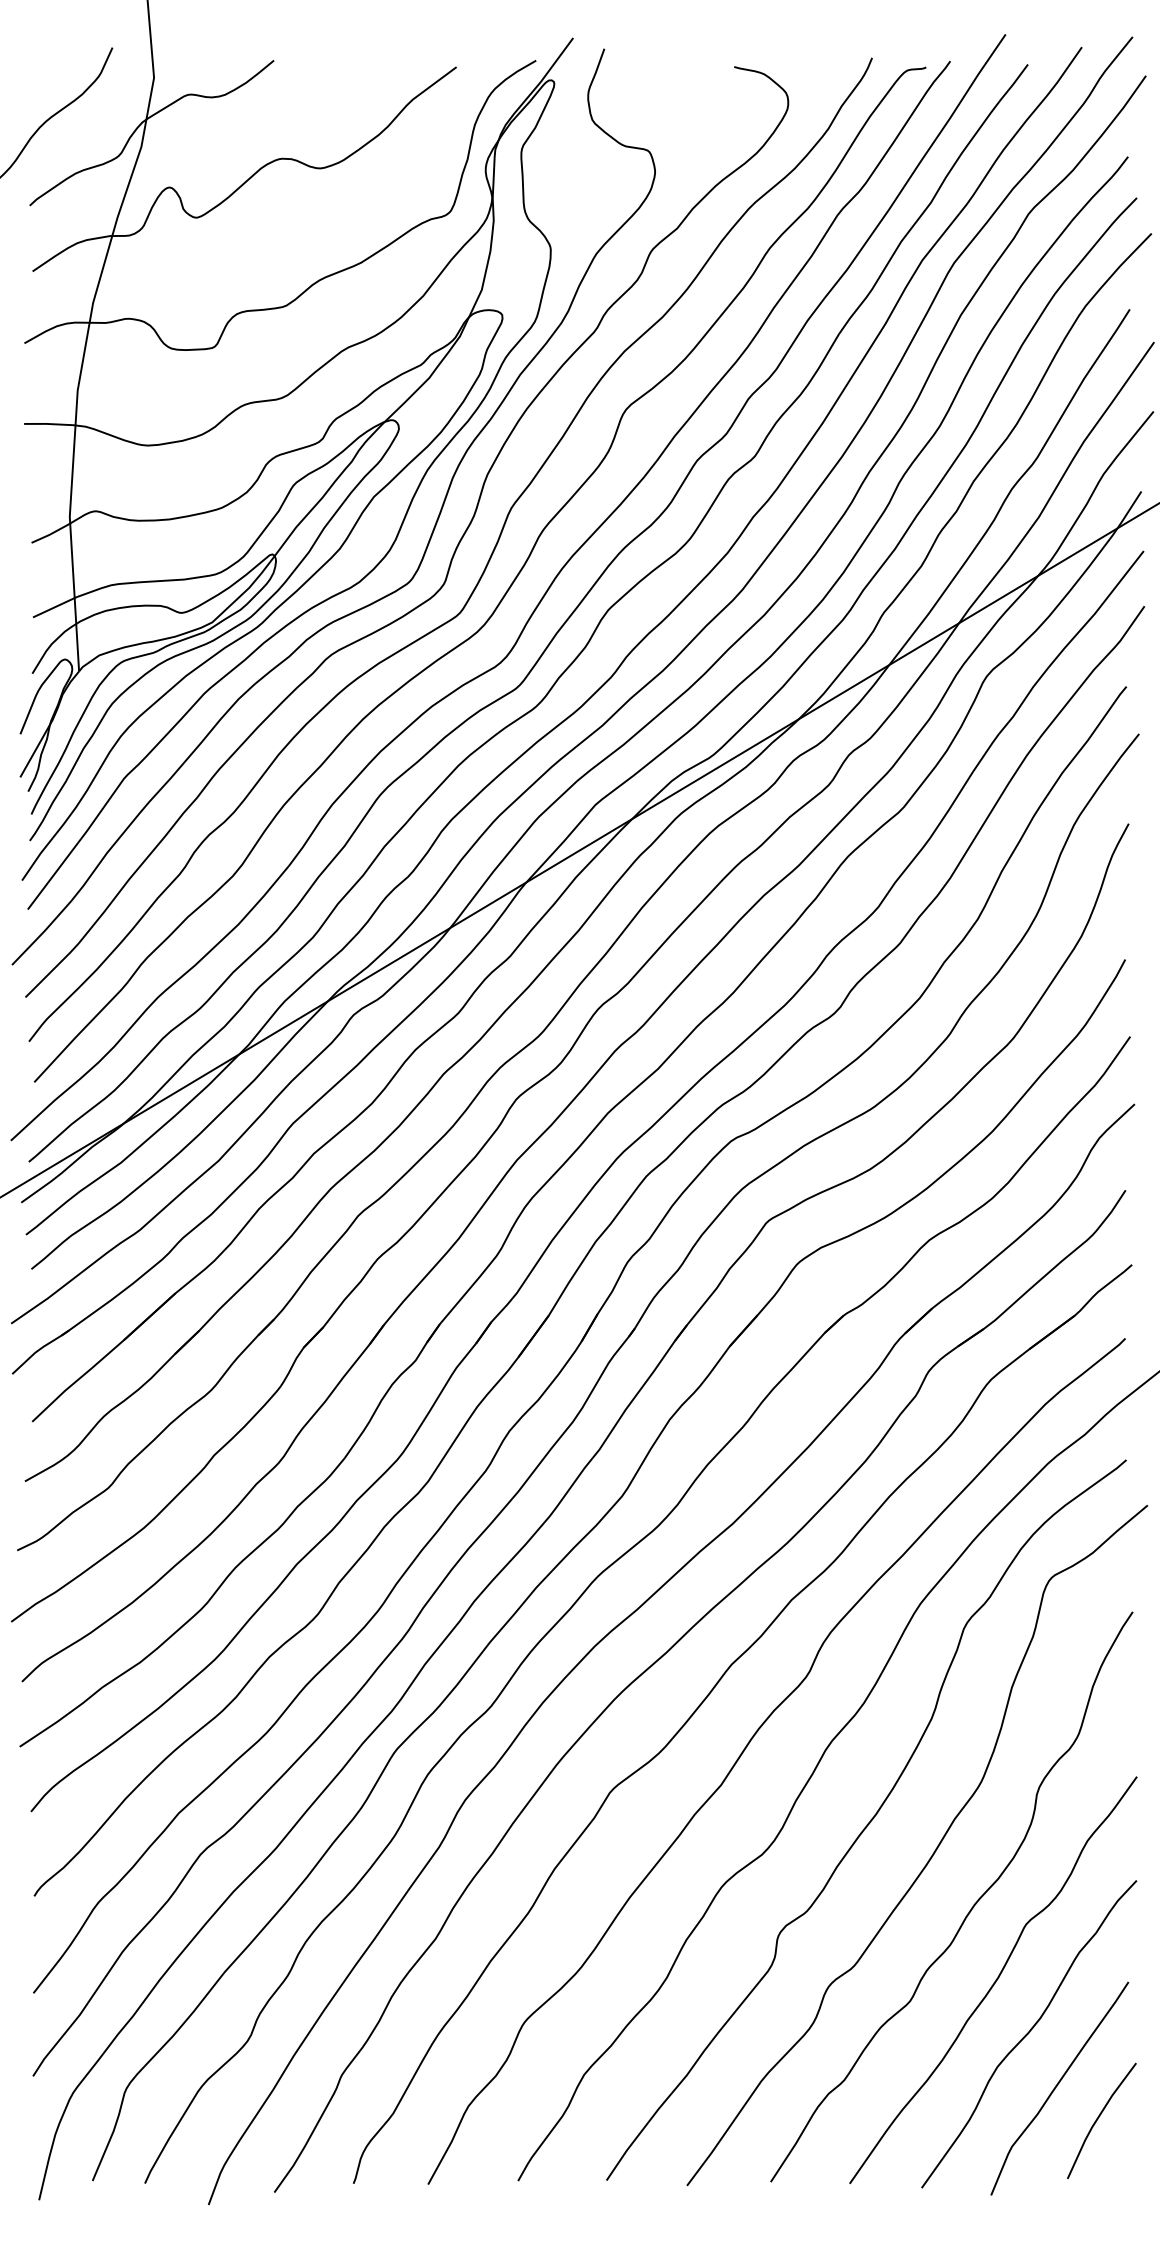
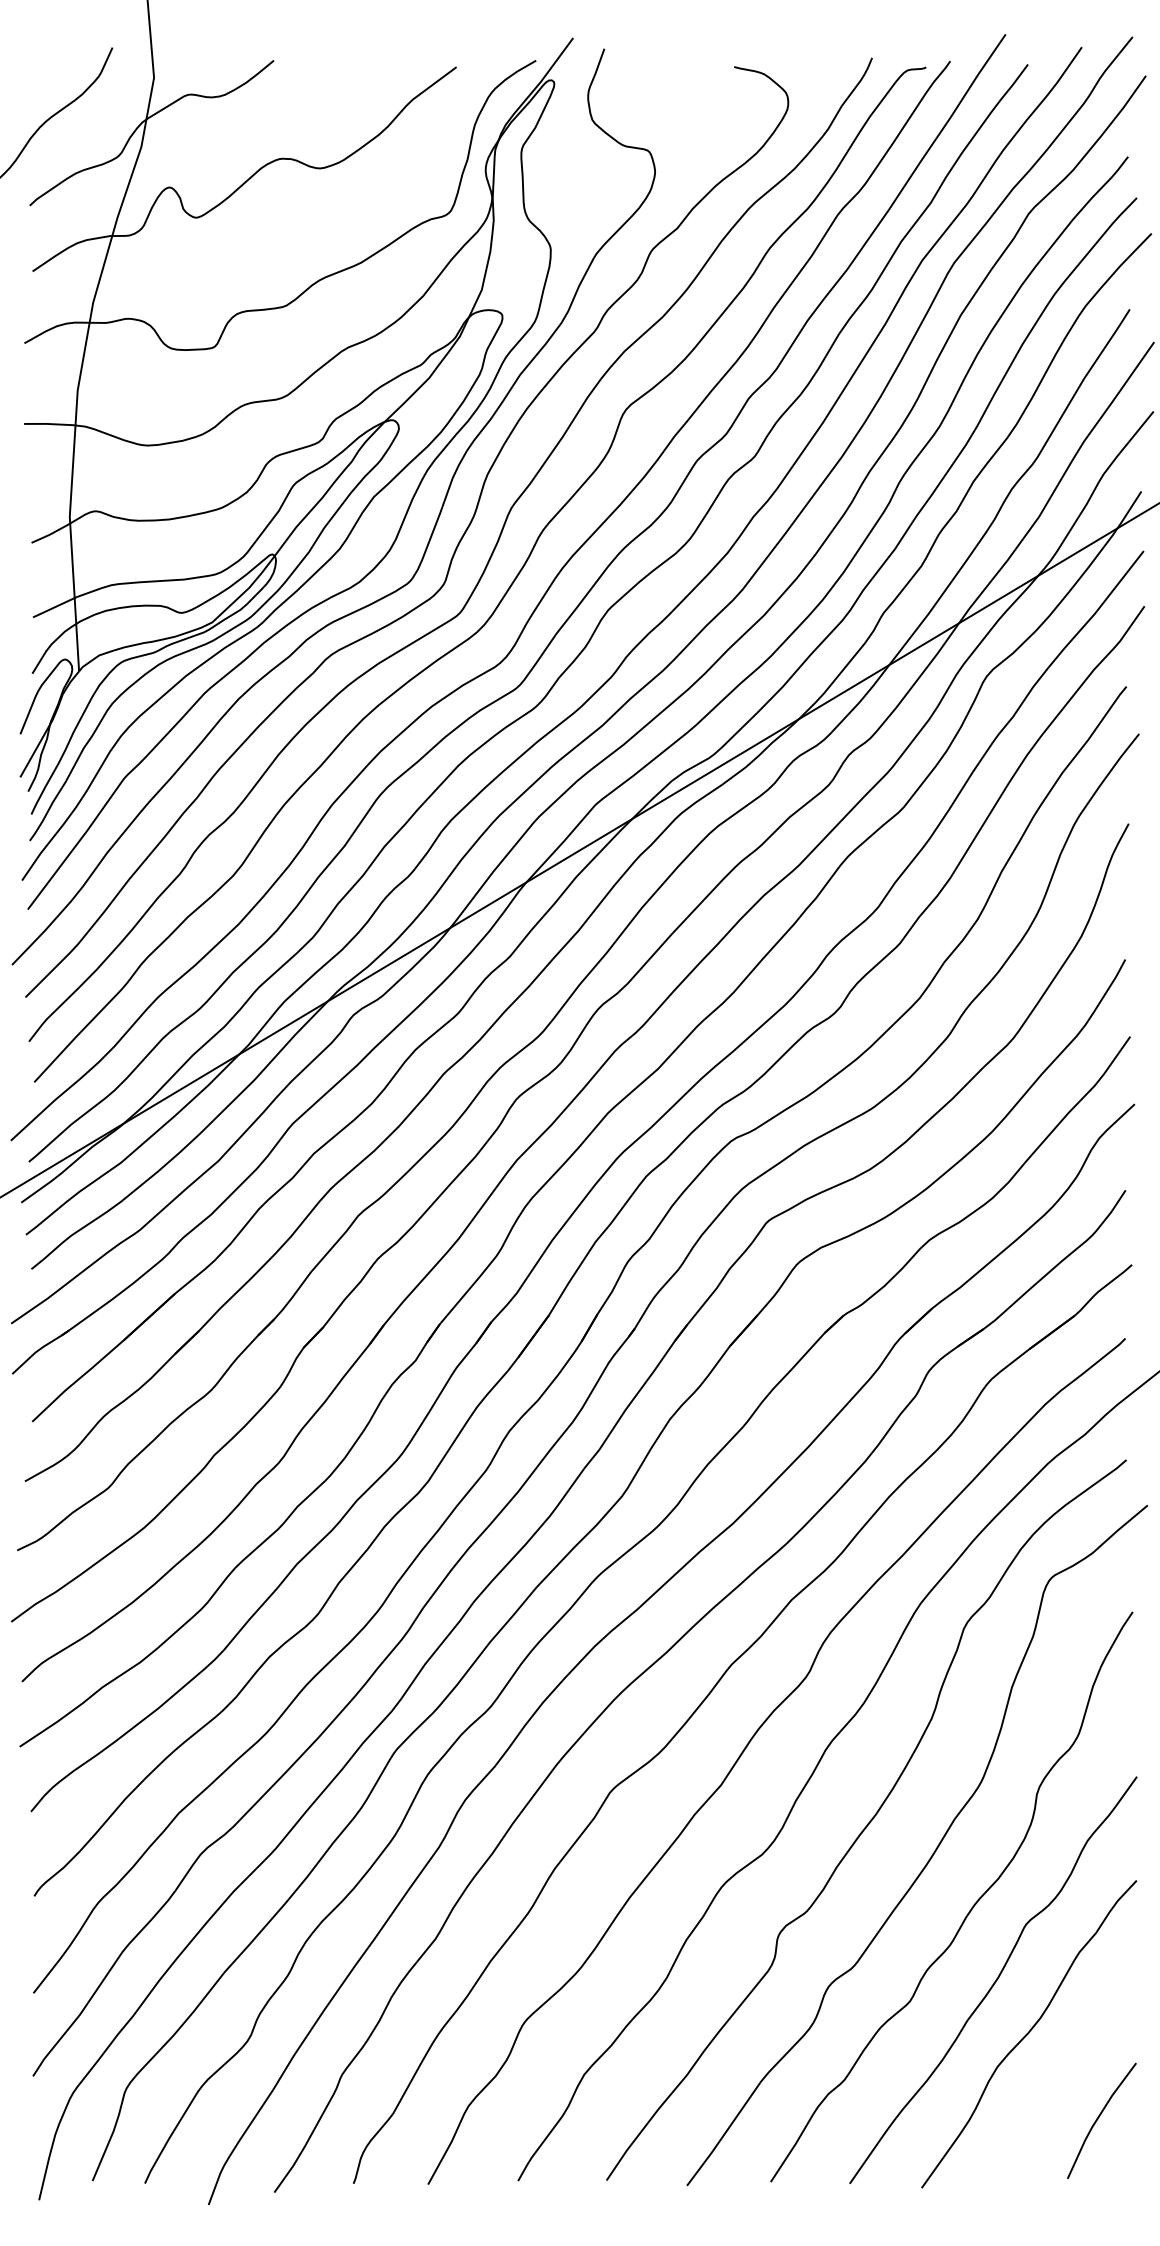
curve: present -> none (1057, 2086)
